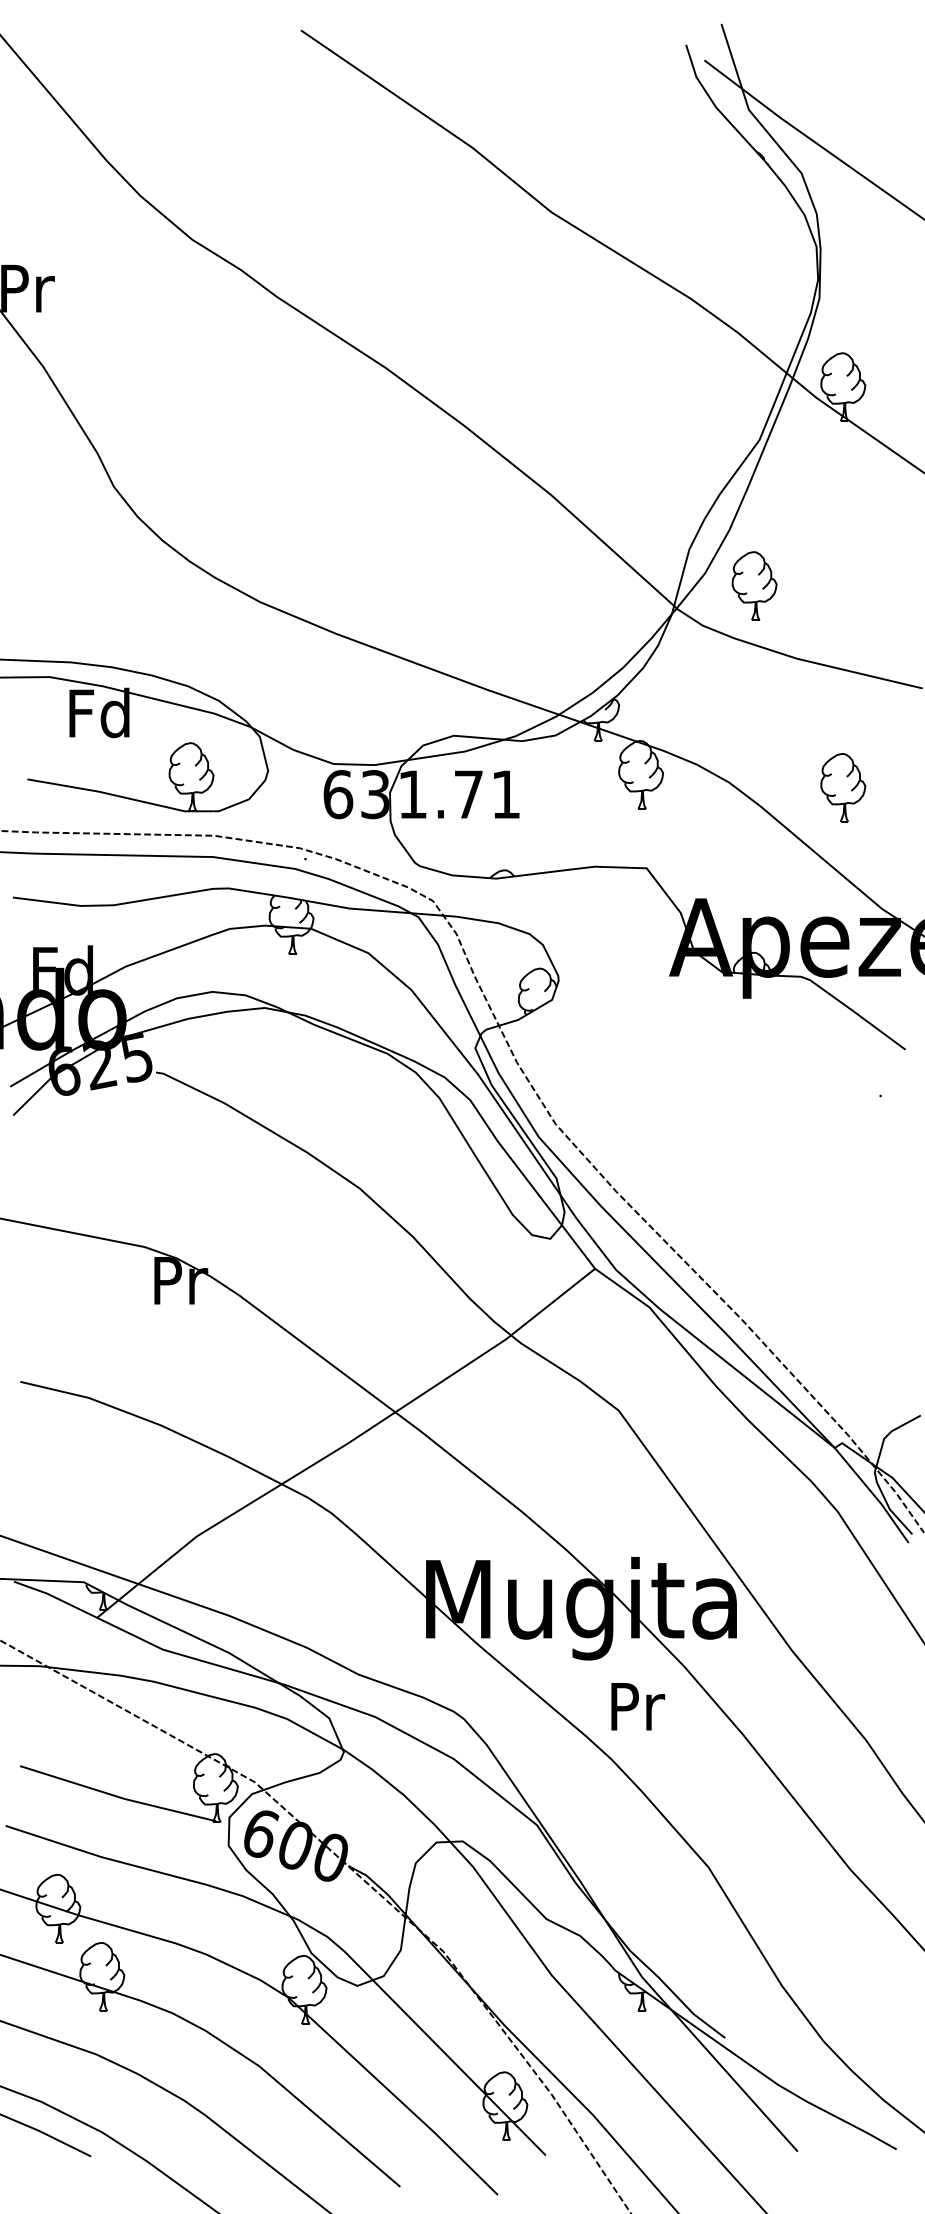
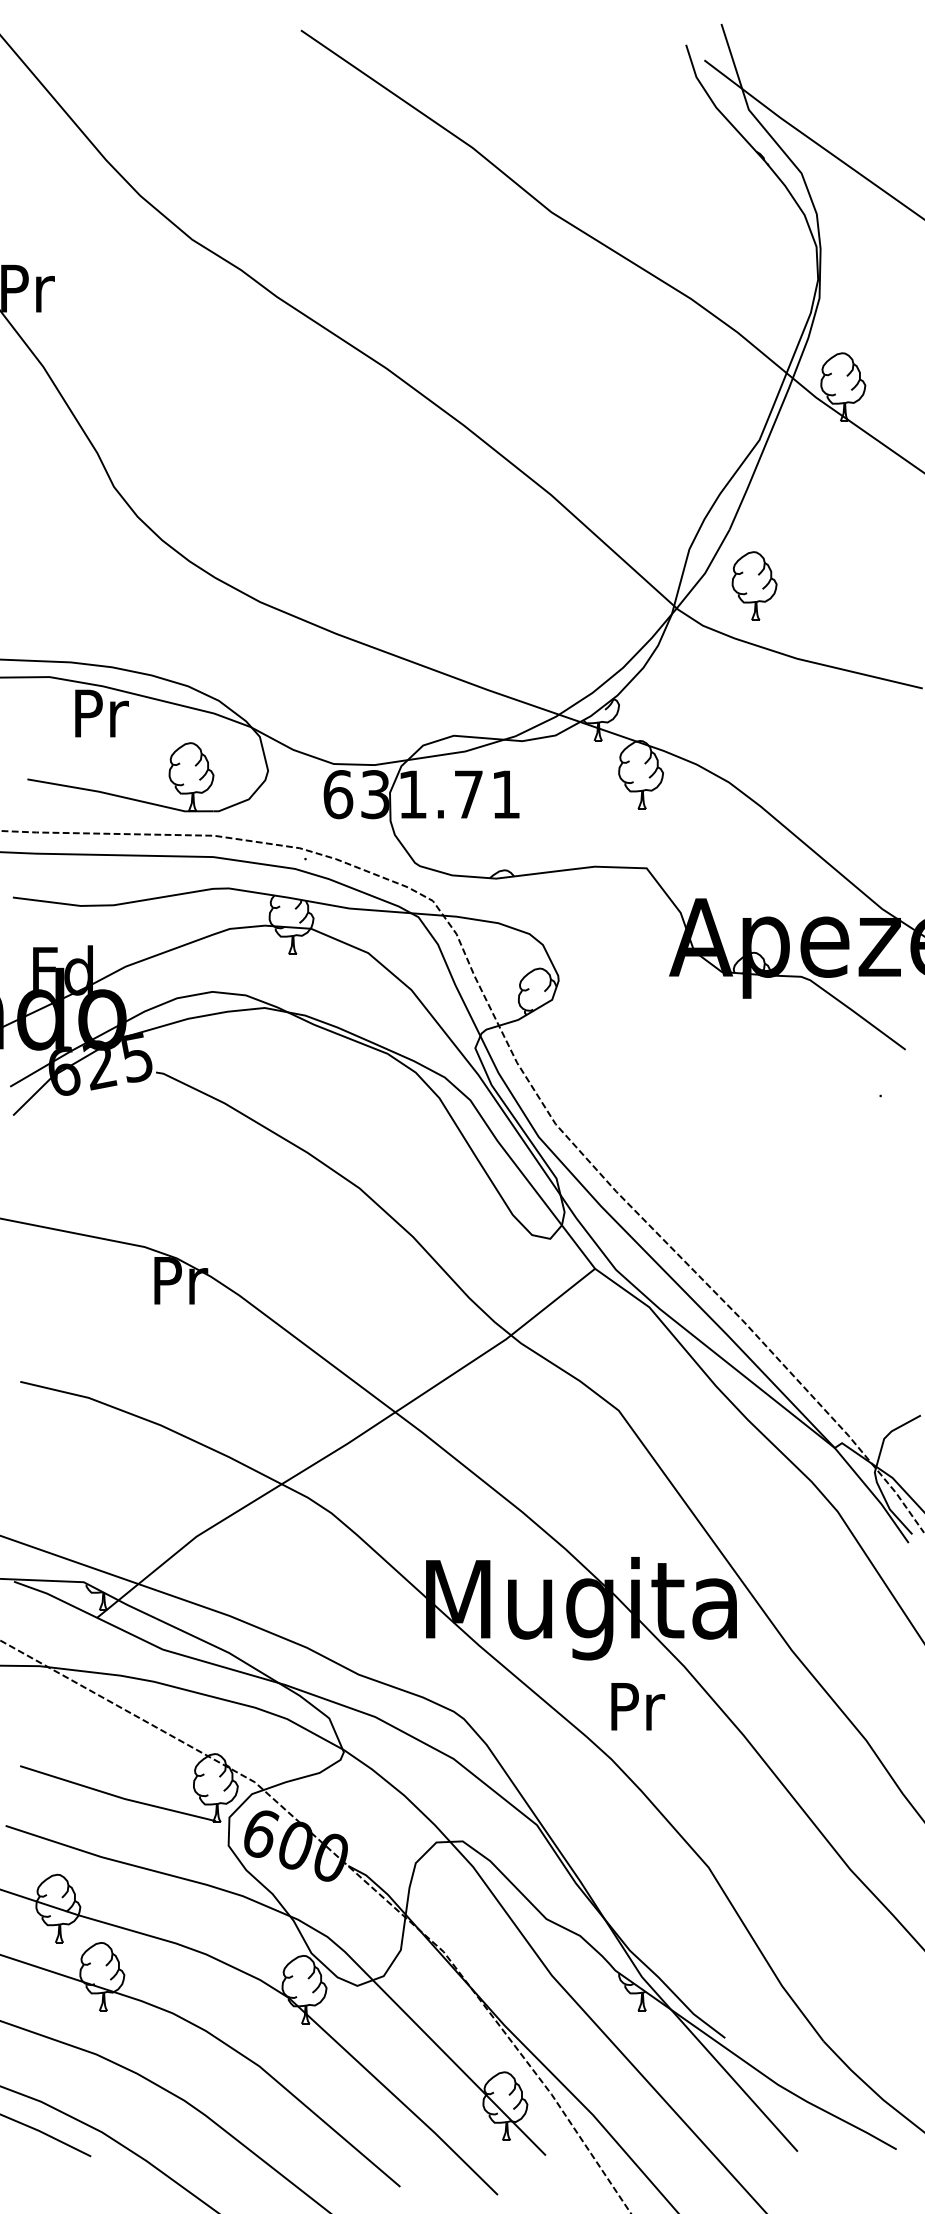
text: Fd -> Pr (99, 712)
part: present -> none (843, 787)
